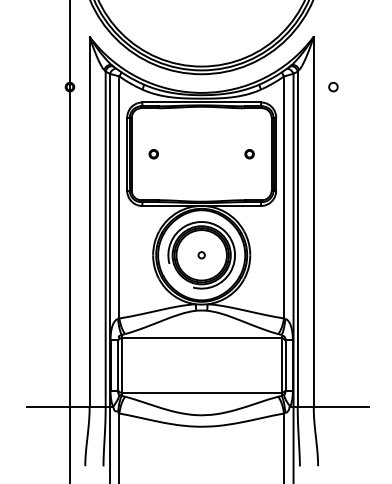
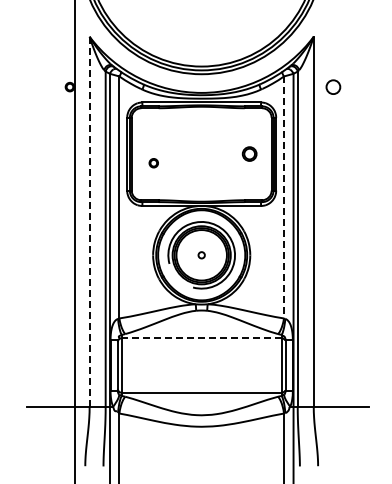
circle size: 11x12 px -> 17x16 px (333, 86)
part position: (153, 154) -> (153, 163) (153, 163)
part size: 11x11 px -> 17x16 px (249, 153)
line: solid -> dashed (284, 197)
line: solid -> dashed (89, 221)
line position: (69, 241) -> (74, 241) (74, 241)
line: solid -> dashed (201, 338)
